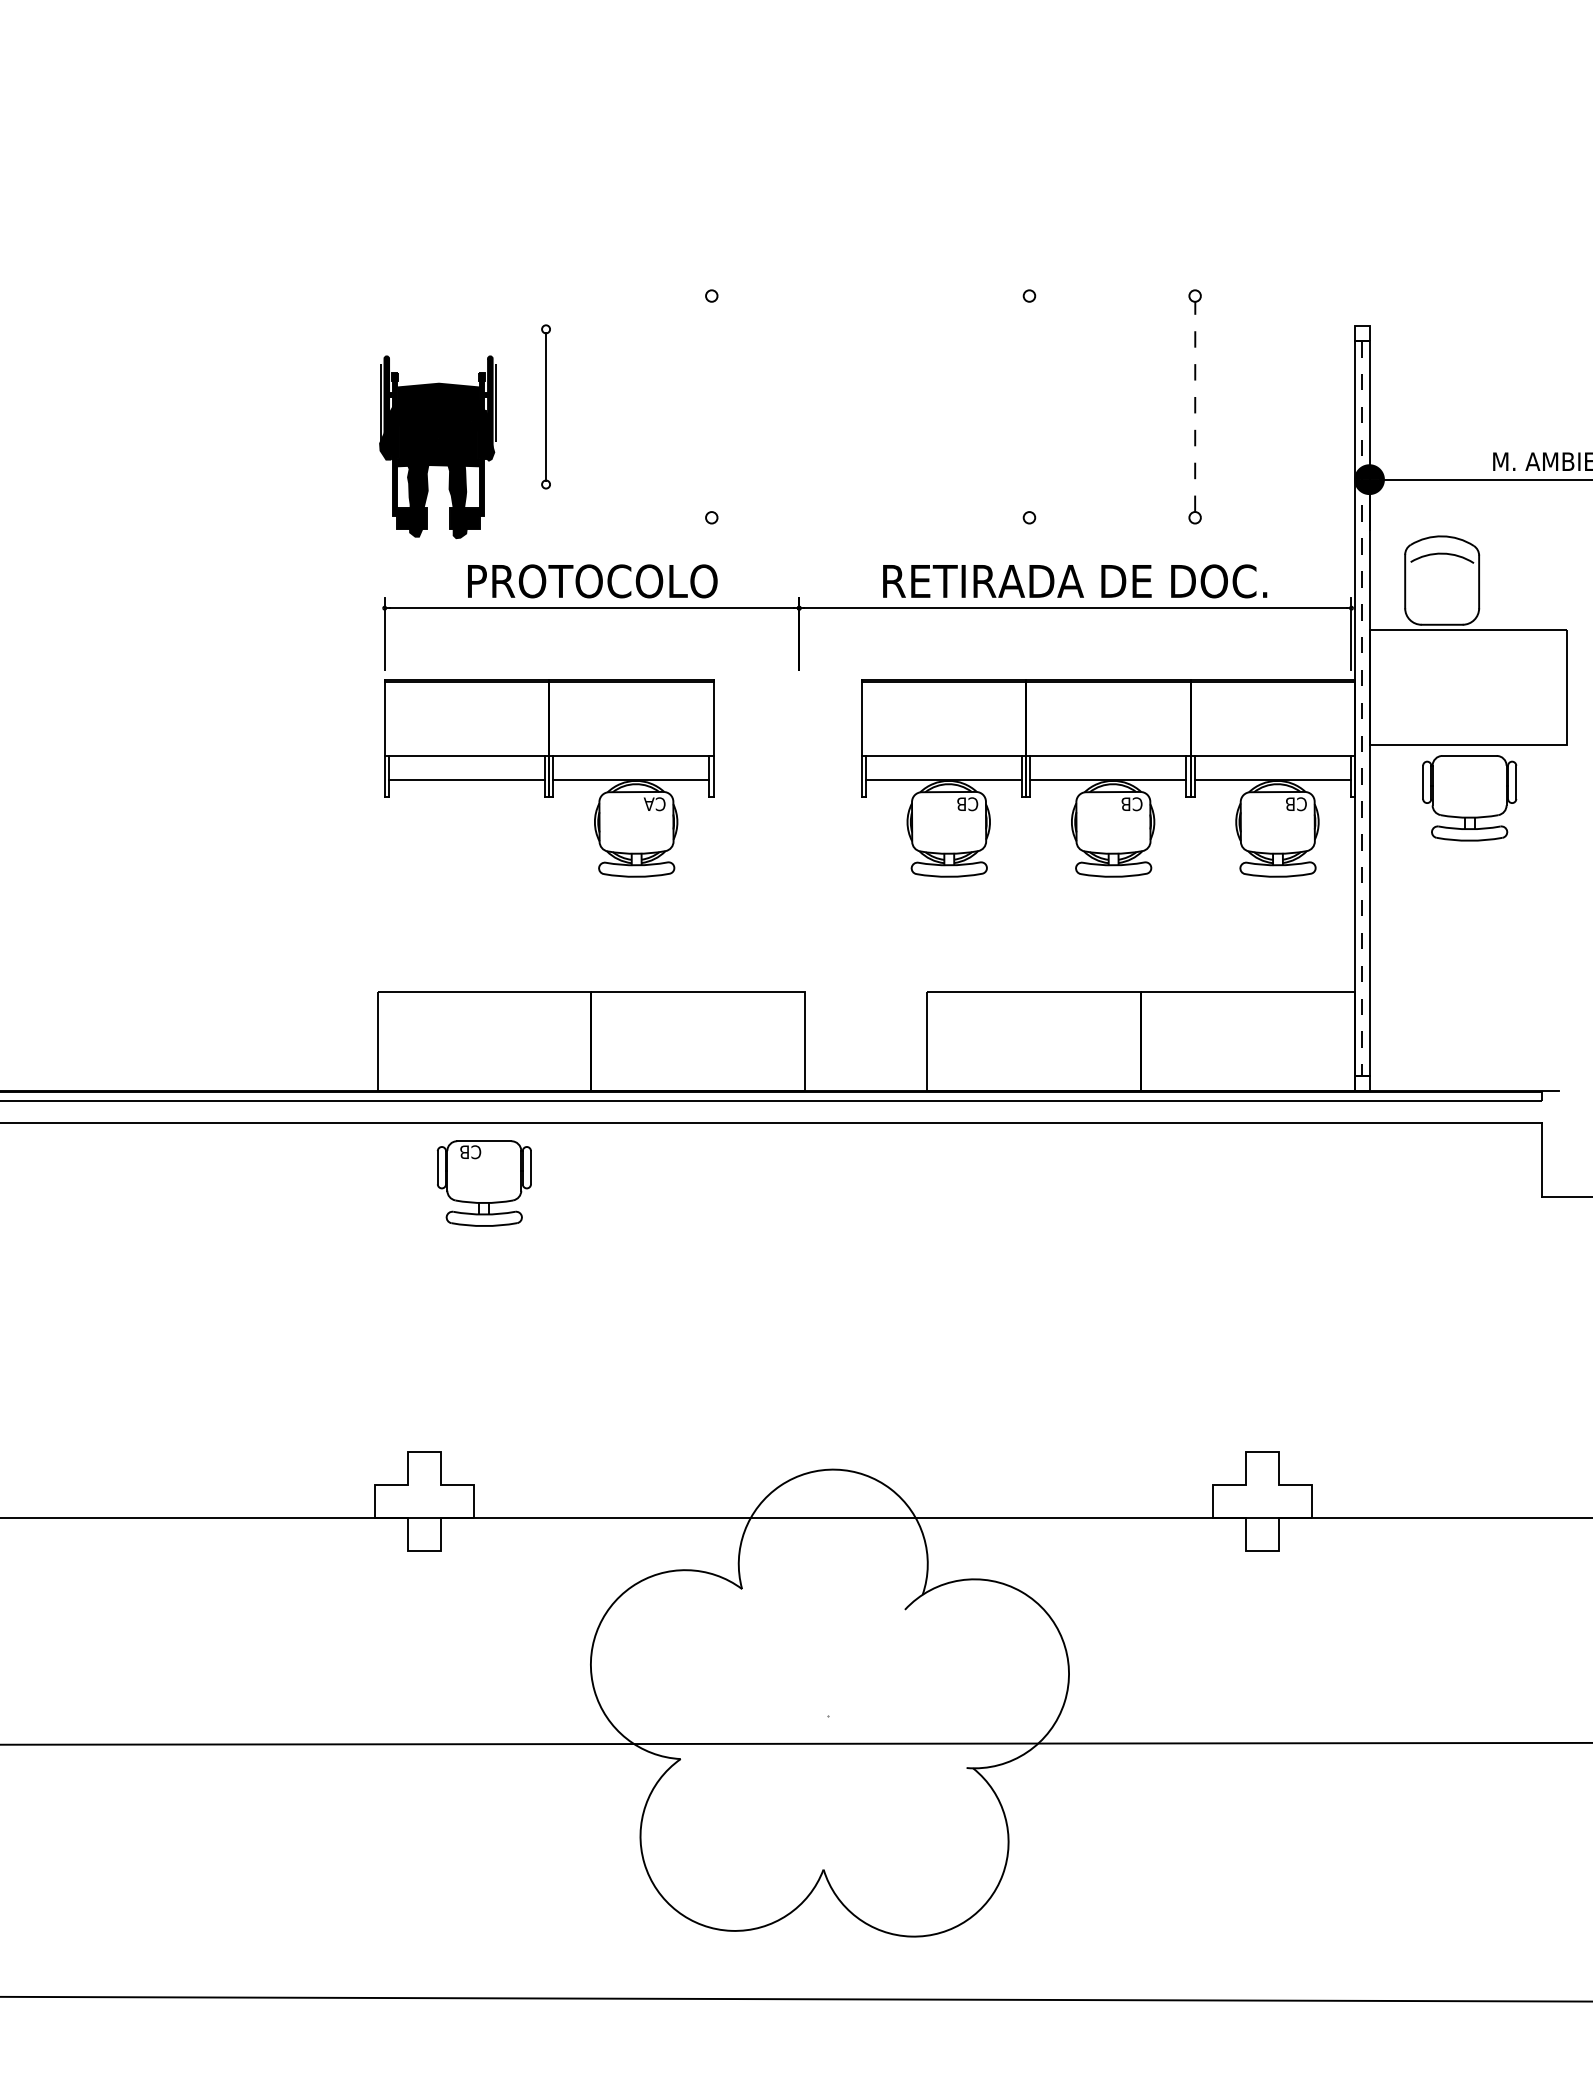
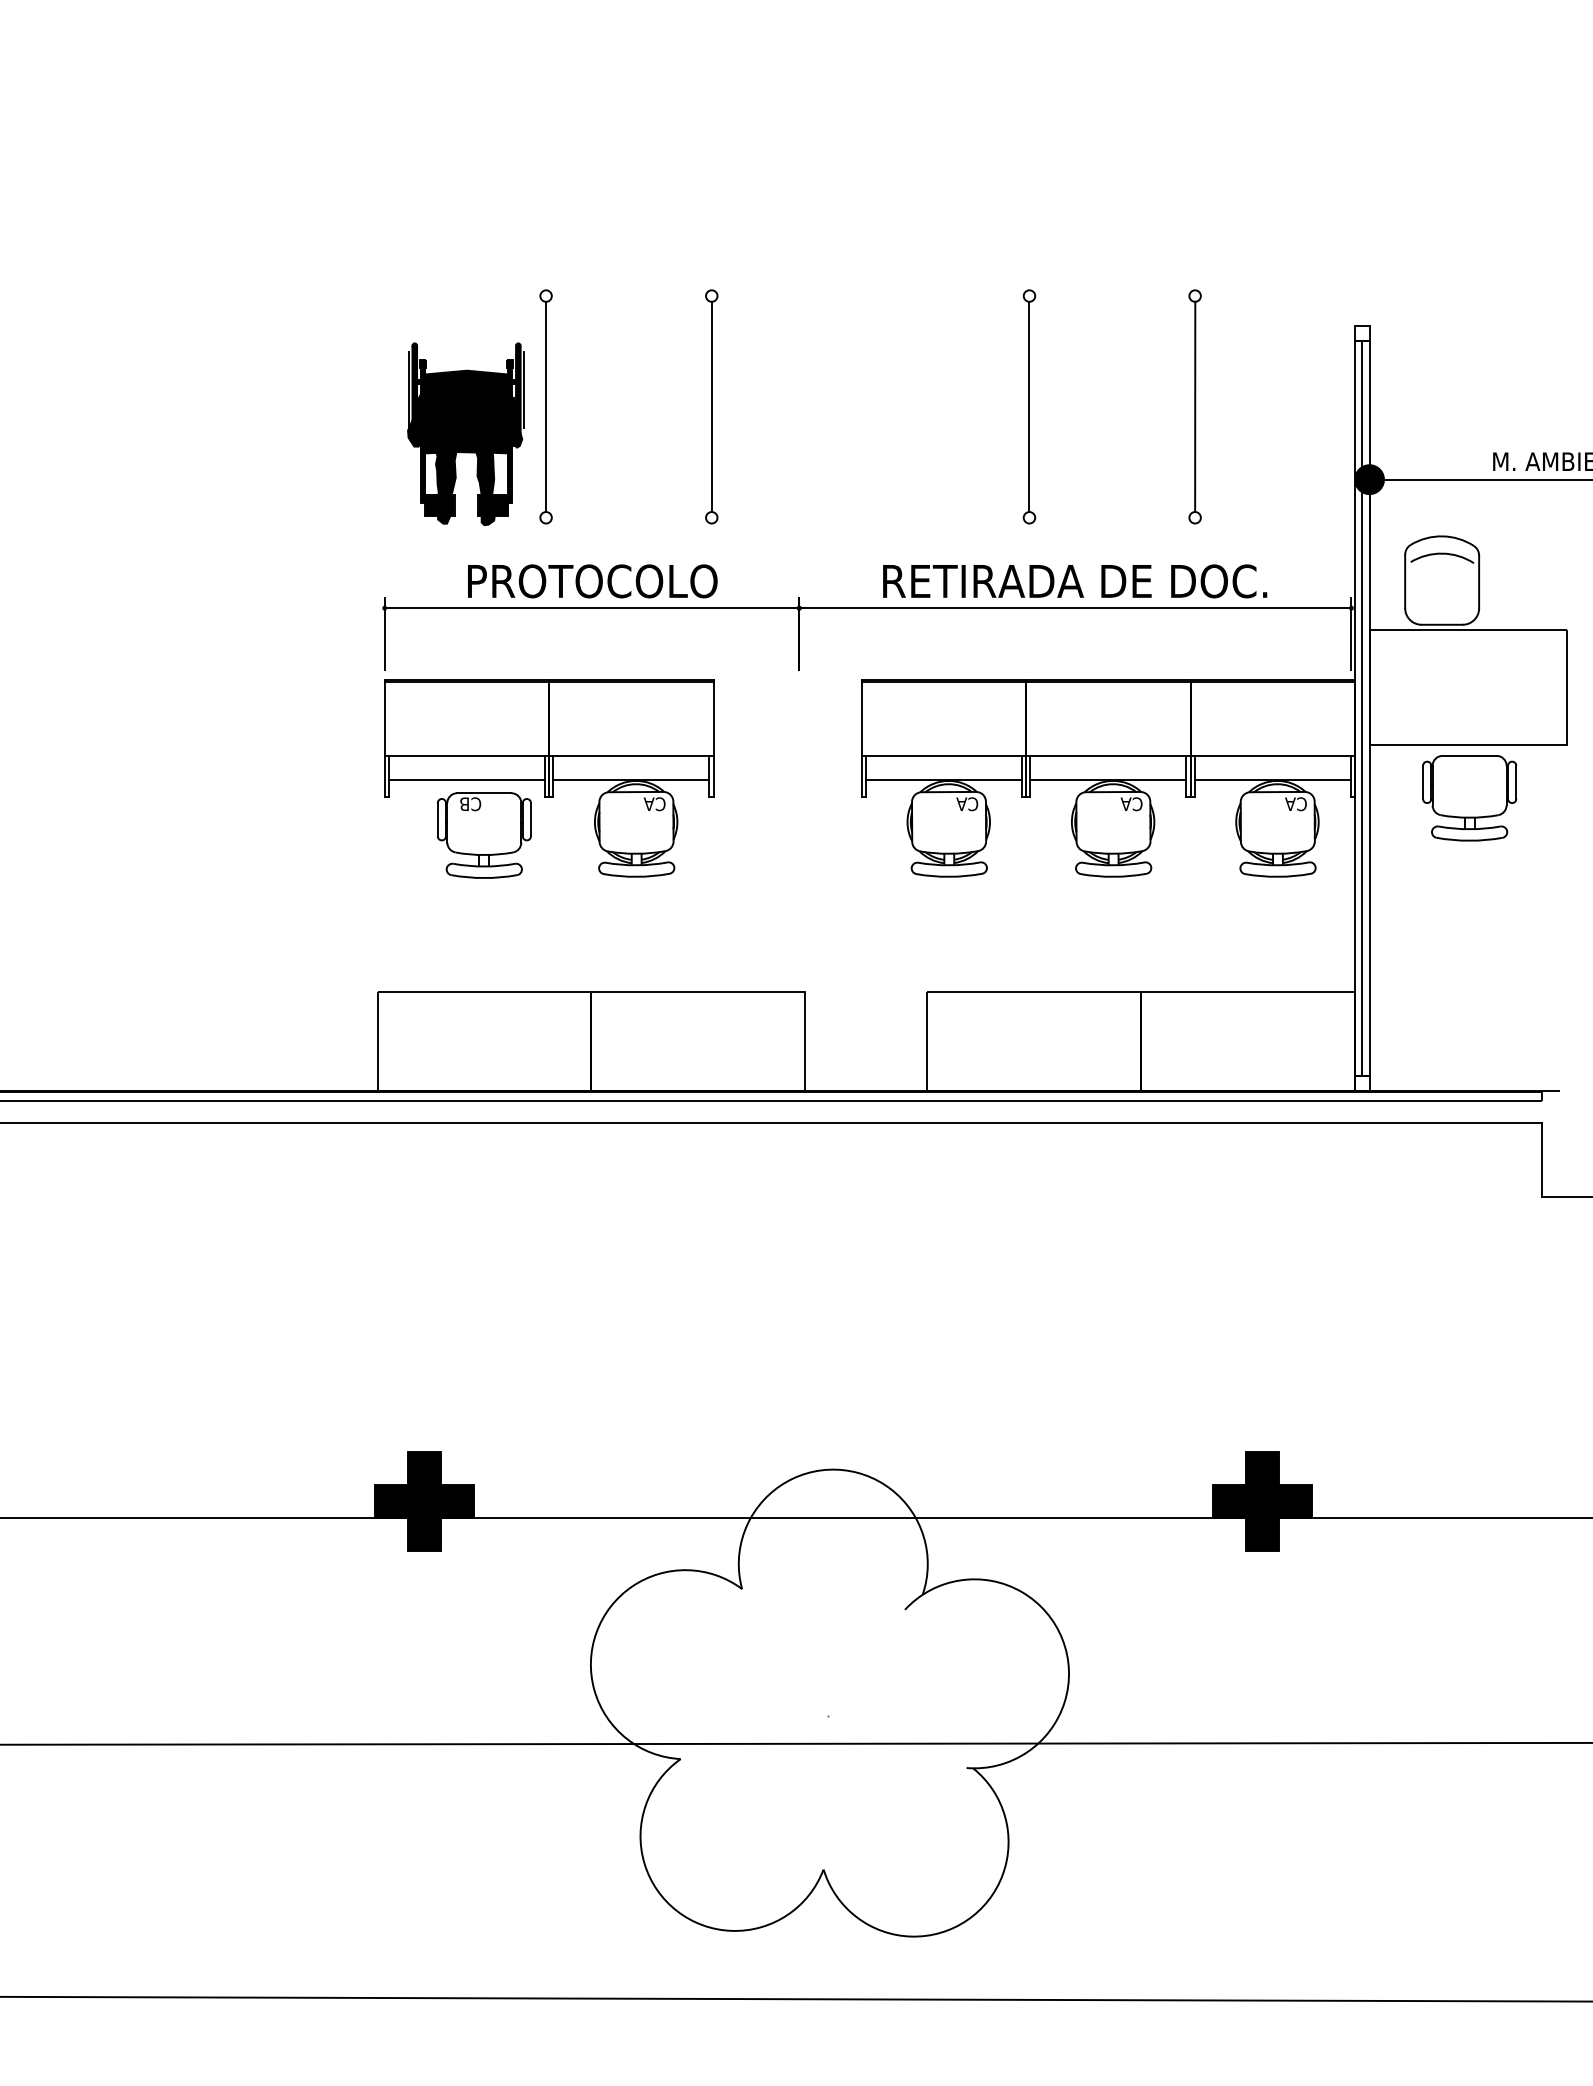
part size: 10x166 px -> 14x236 px (545, 406)
line: none -> present (711, 406)
line: none -> present (1029, 406)
line: dashed -> solid (1195, 406)
part position: (437, 447) -> (465, 434) (465, 434)
line: dashed -> solid (1362, 708)
text: CB -> CA (961, 803)
text: CB -> CA (1125, 803)
text: CB -> CA (1290, 803)
part position: (484, 1183) -> (484, 835) (484, 835)
fill: none -> present (424, 1501)
fill: none -> present (1262, 1501)
